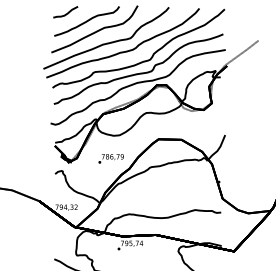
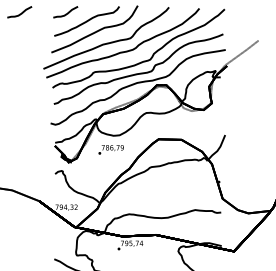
curve: none -> present (19, 13)
text position: (110, 158) -> (110, 149) (110, 149)
